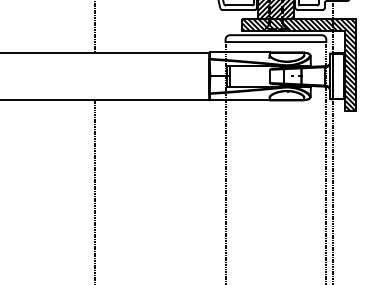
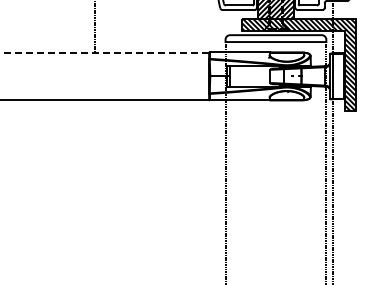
line: solid -> dashed (104, 53)
line: present -> none (95, 190)
